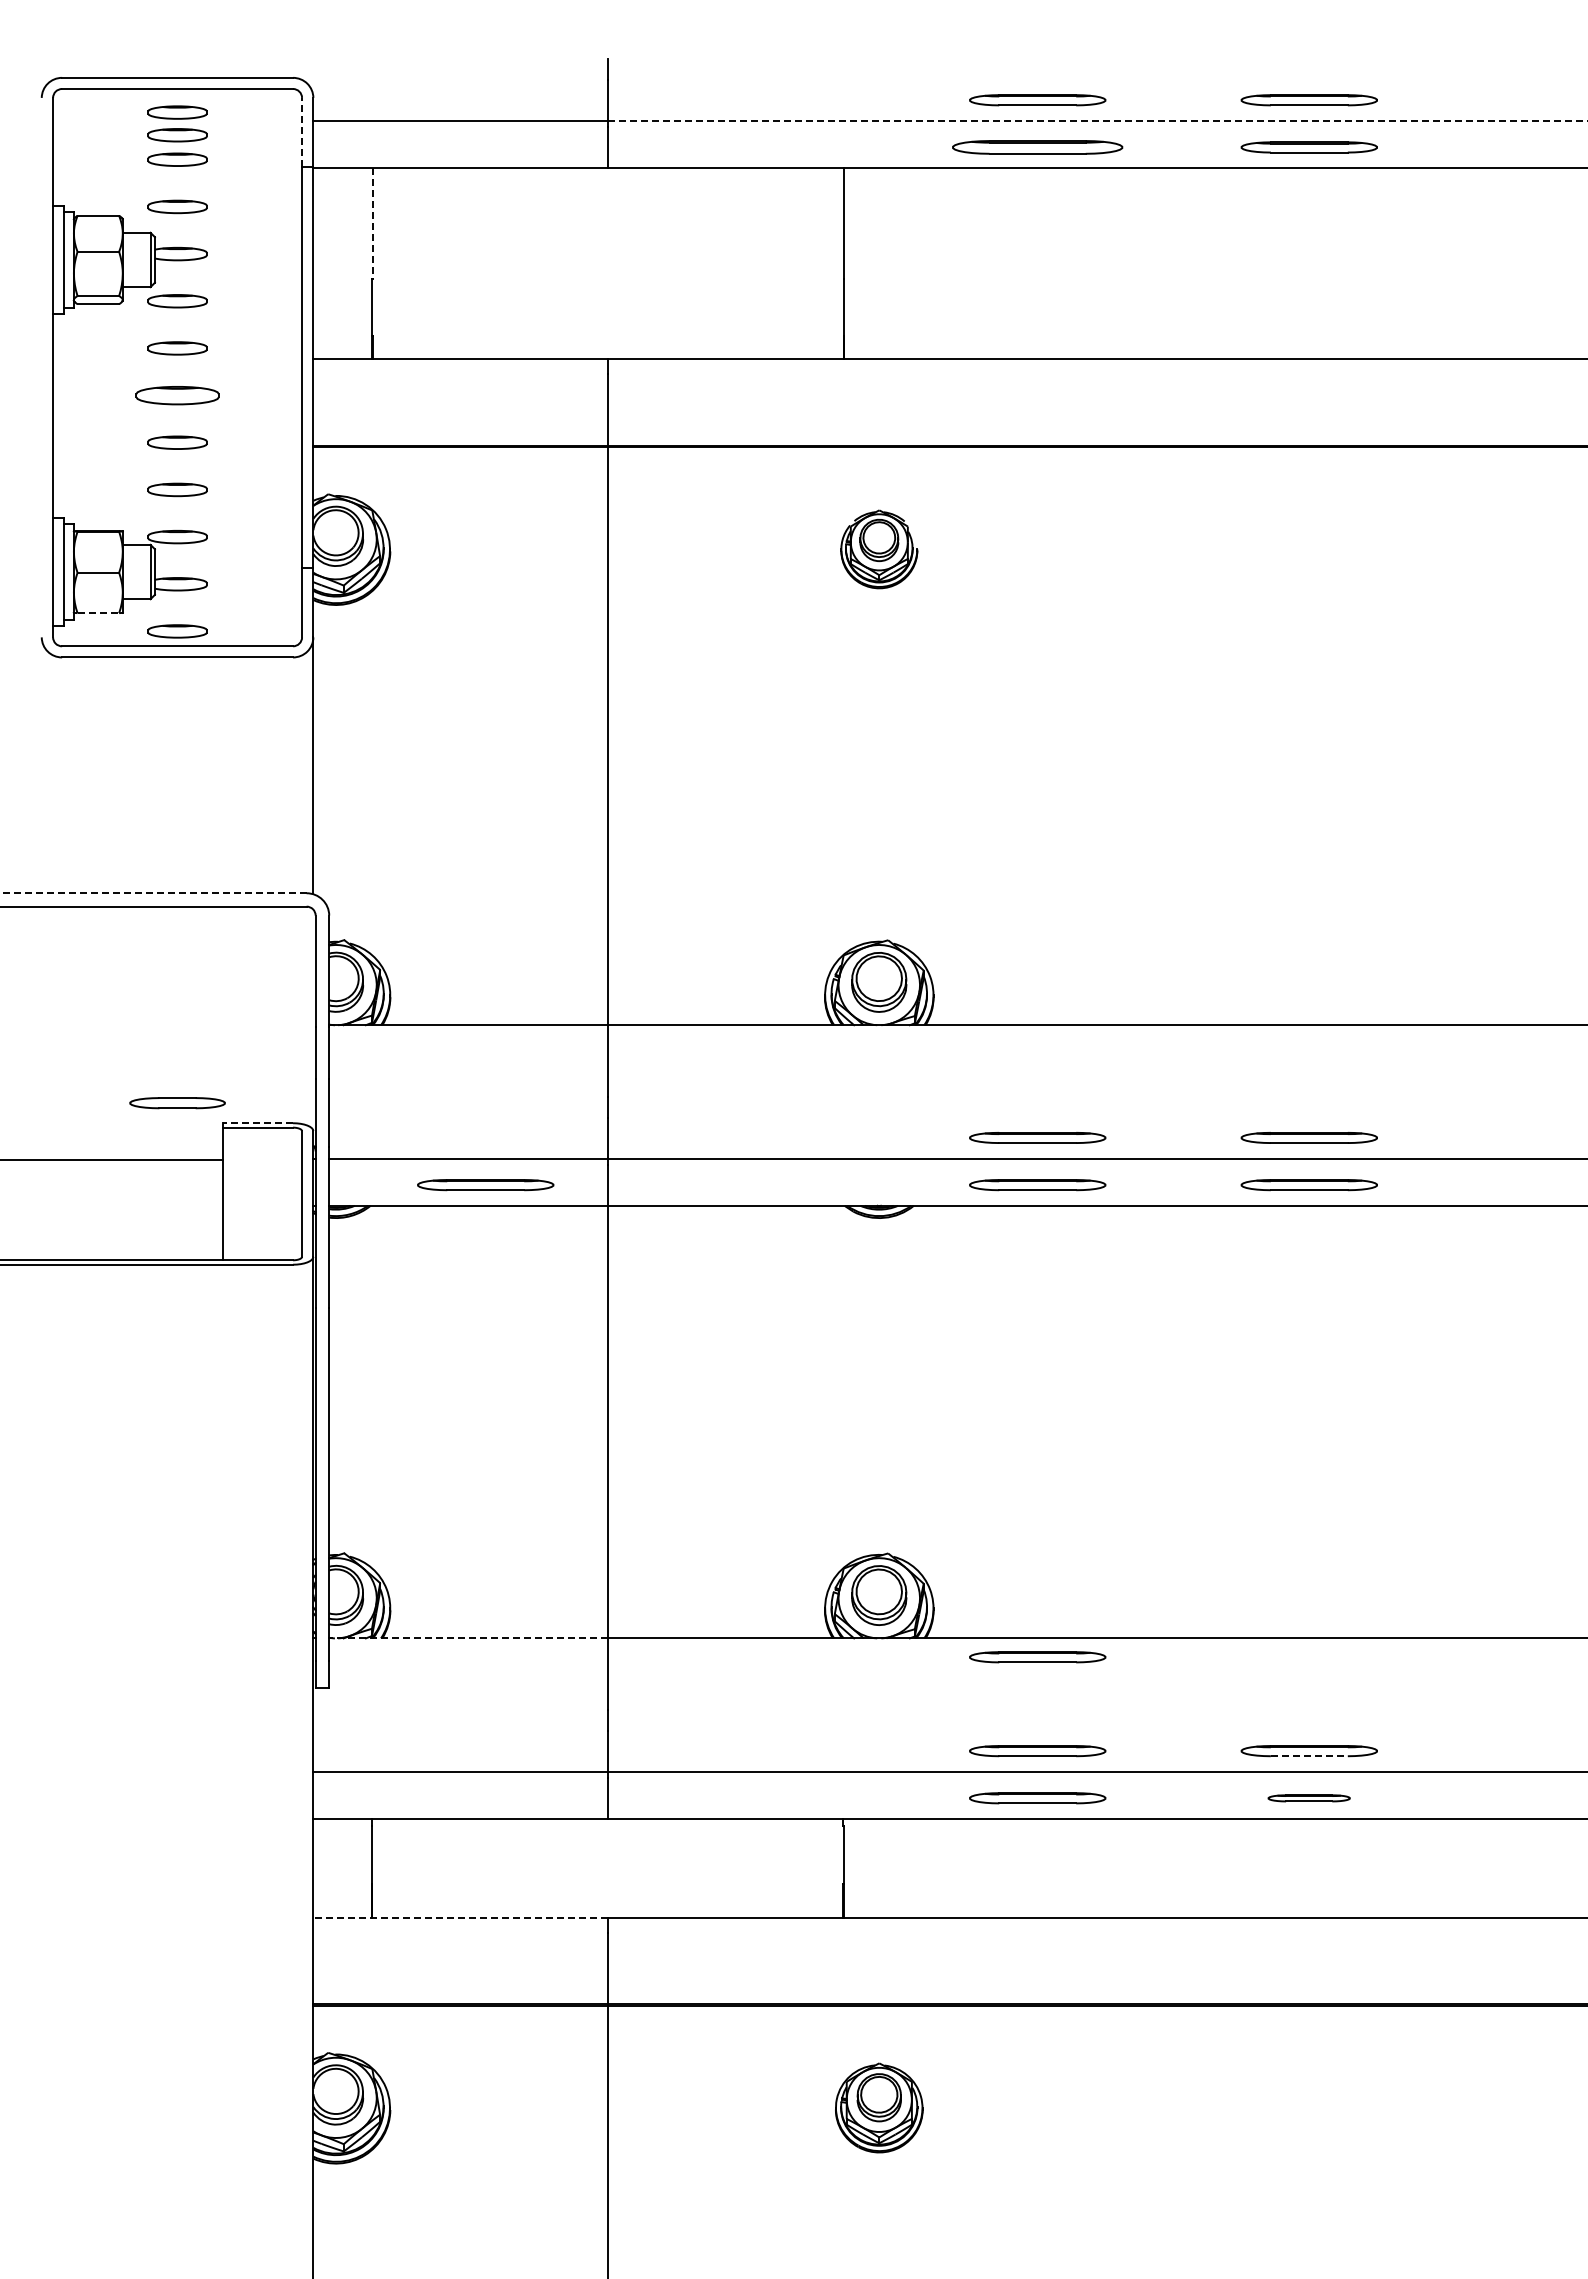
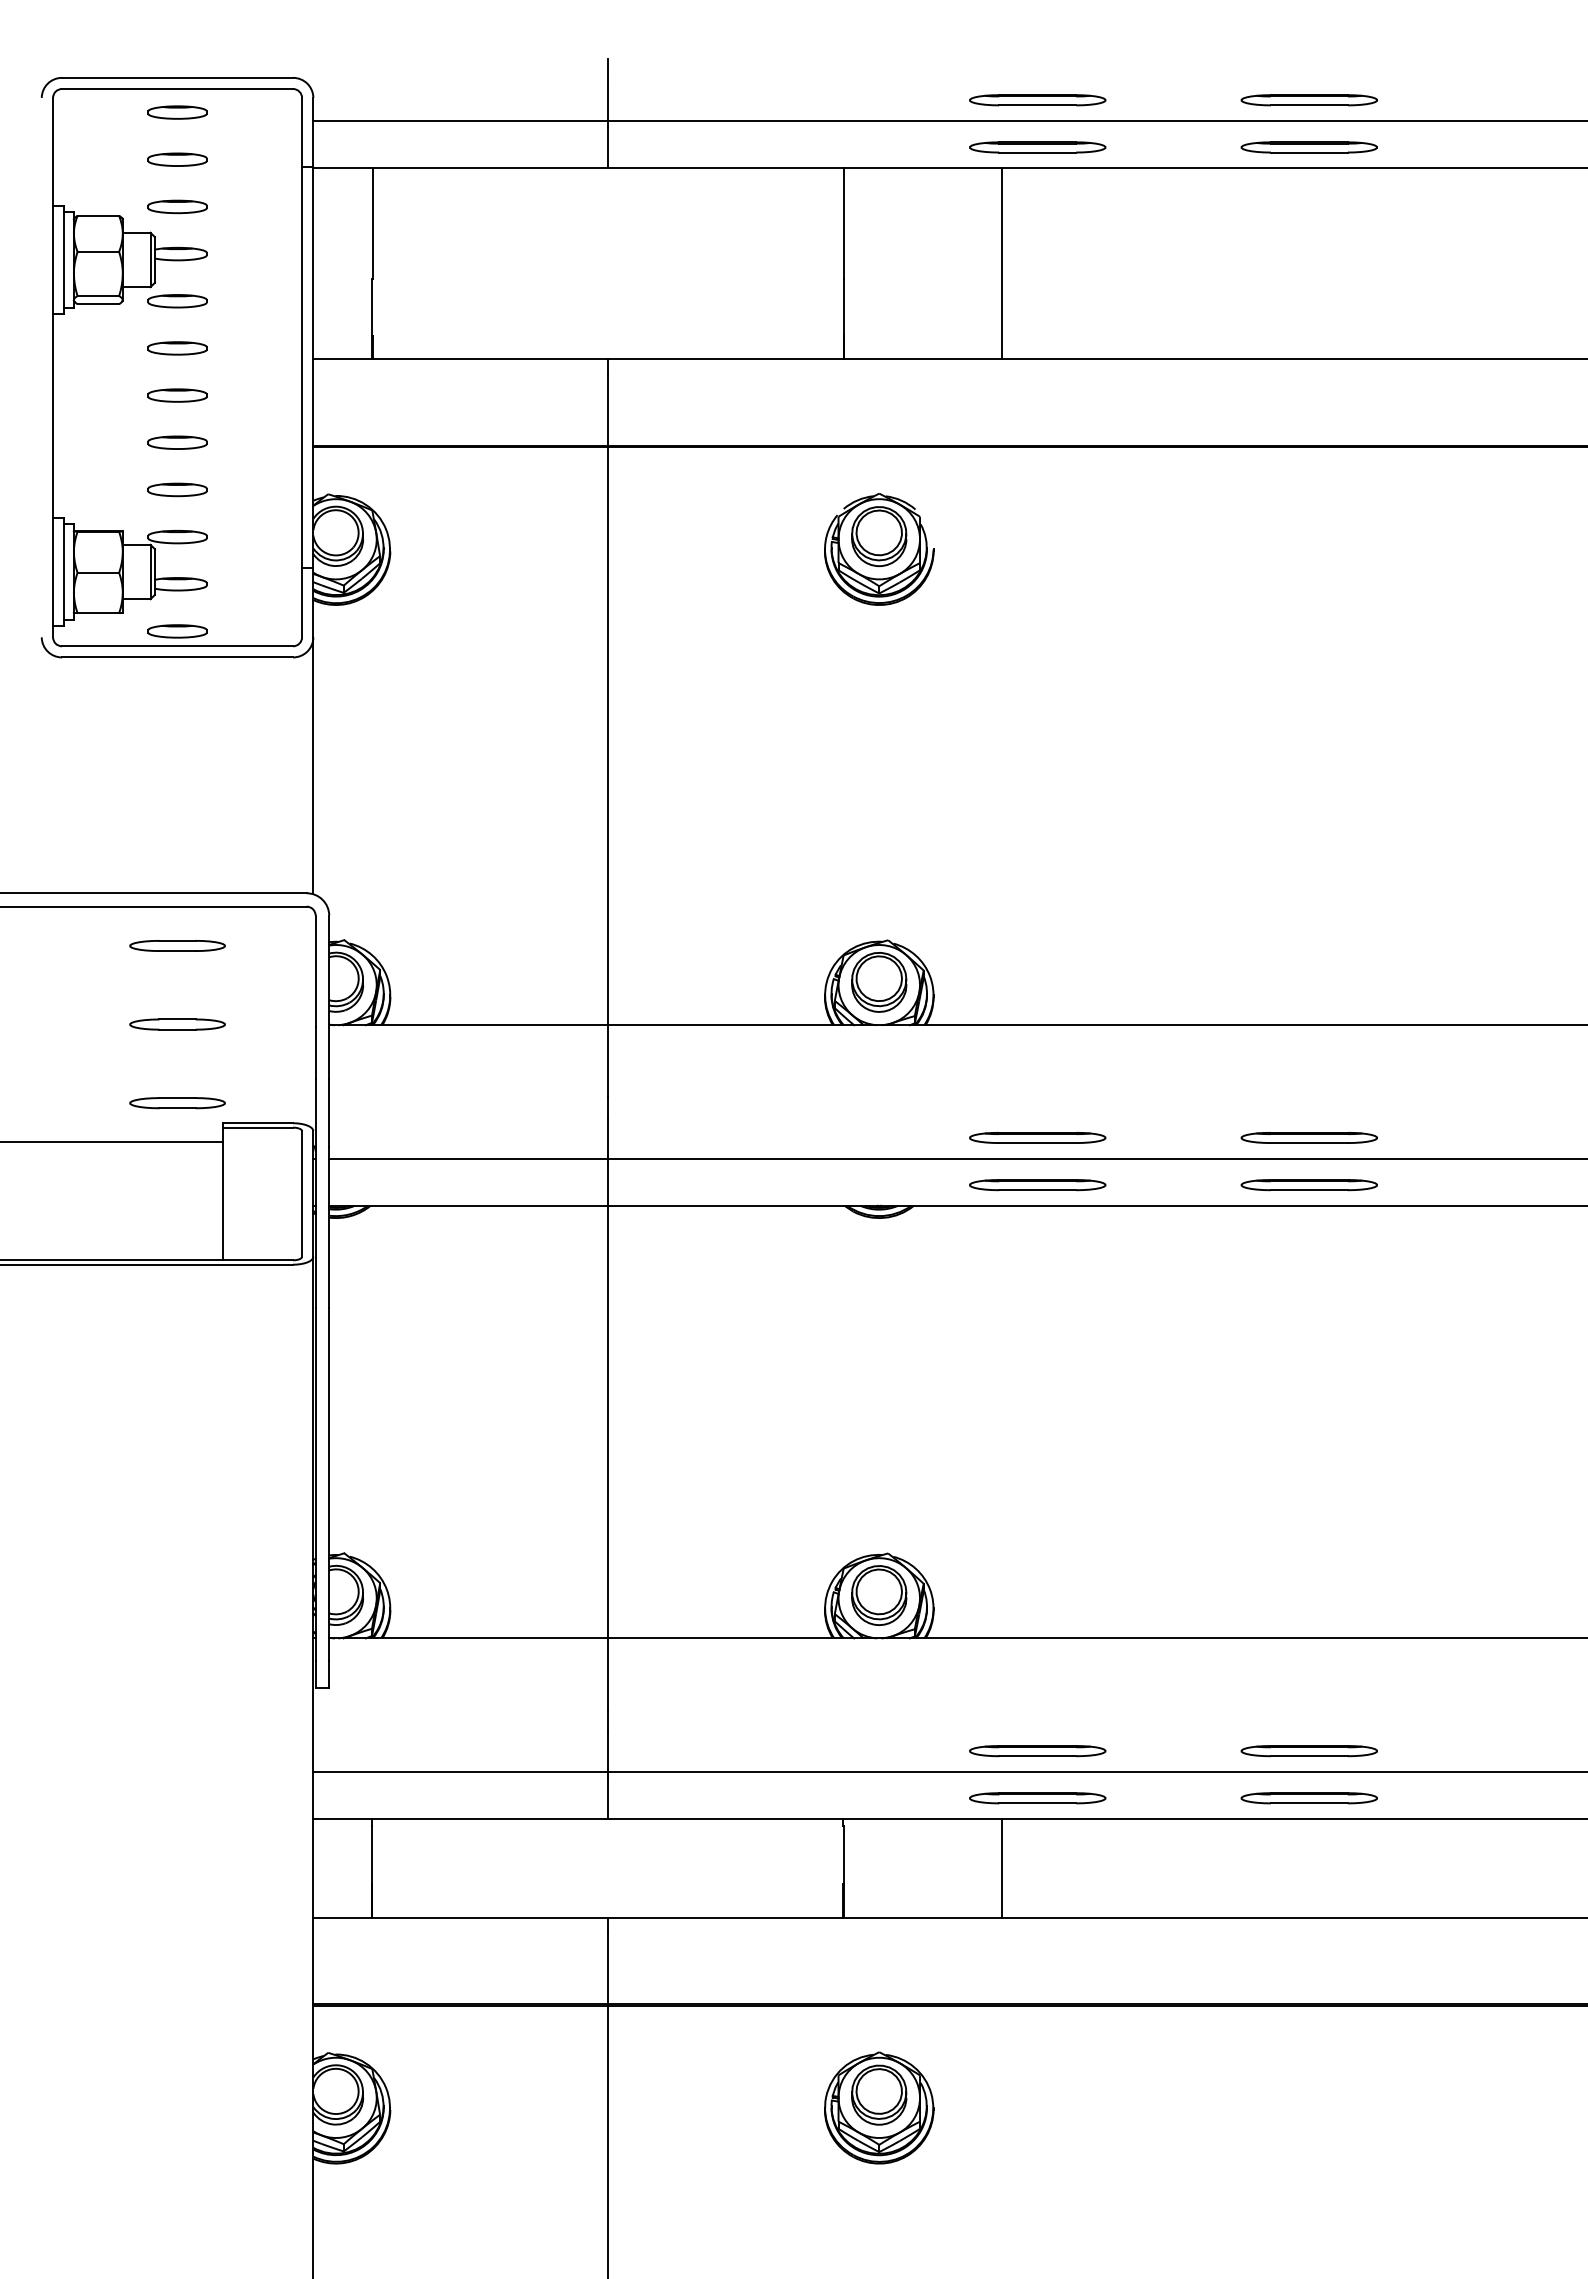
line: dashed -> solid (1097, 120)
line: dashed -> solid (302, 132)
part: present -> none (177, 135)
part size: 172x15 px -> 138x13 px (1037, 147)
line: dashed -> solid (372, 223)
line: none -> present (1001, 263)
part size: 85x20 px -> 61x15 px (177, 395)
part size: 79x81 px -> 111x113 px (879, 549)
line: dashed -> solid (98, 613)
line: dashed -> solid (153, 893)
part: none -> present (177, 945)
part: none -> present (177, 1024)
line: dashed -> solid (257, 1123)
line position: (112, 1160) -> (112, 1142) (112, 1142)
part: present -> none (485, 1185)
line: dashed -> solid (467, 1638)
part: present -> none (1037, 1657)
line: dashed -> solid (1309, 1756)
part size: 84x9 px -> 138x13 px (1308, 1798)
line: none -> present (1001, 1868)
line: dashed -> solid (460, 1917)
part size: 89x92 px -> 111x114 px (879, 2107)
